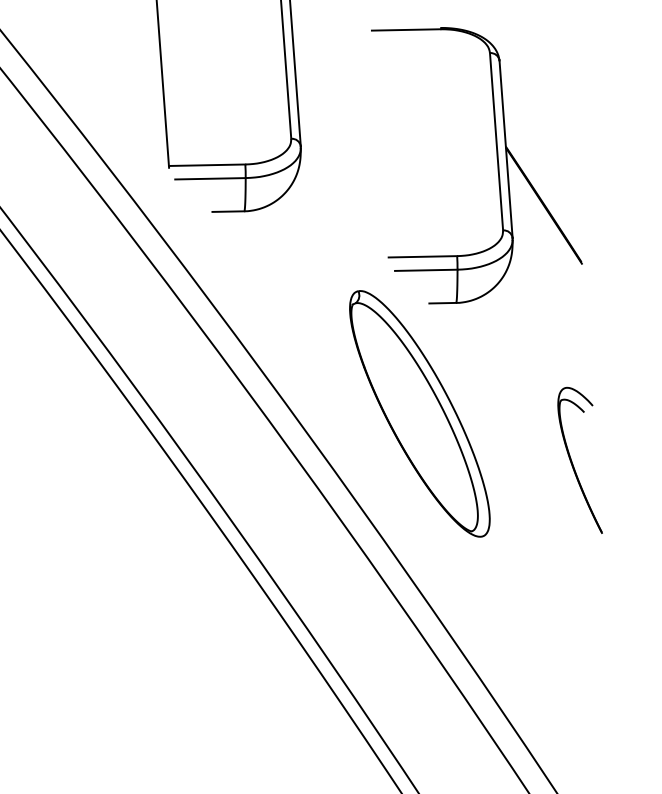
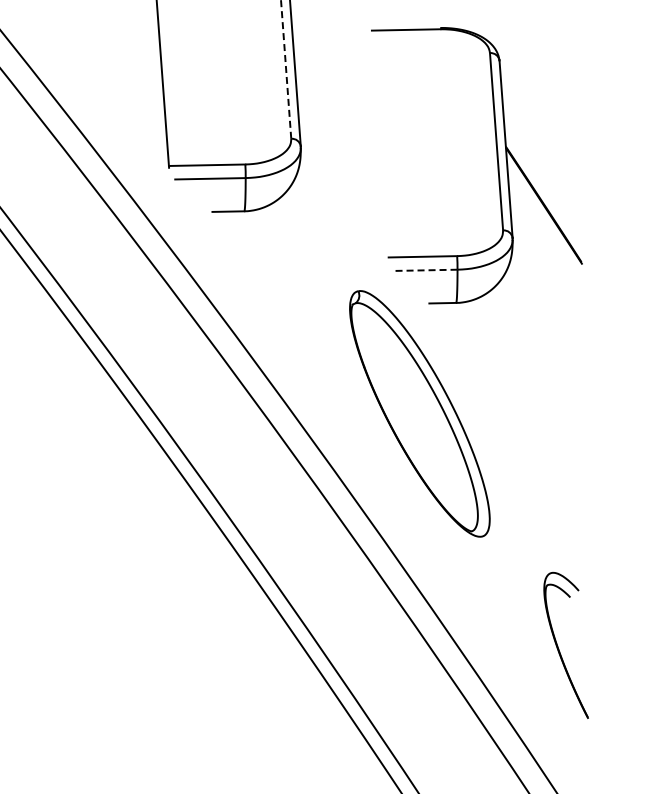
line: solid -> dashed (286, 69)
line: solid -> dashed (425, 270)
part position: (572, 461) -> (558, 646) (558, 646)
